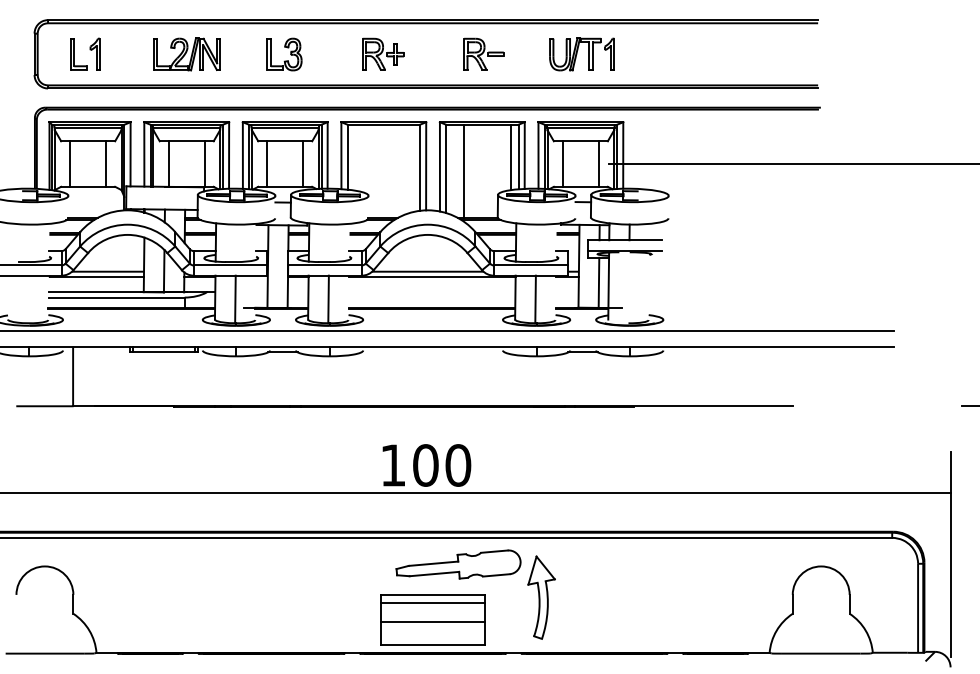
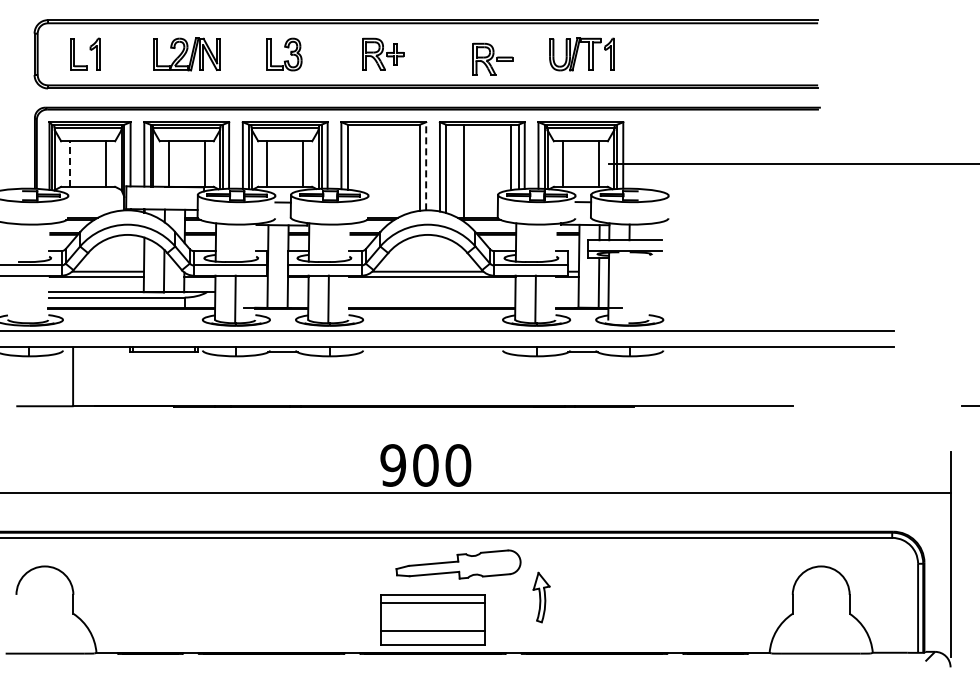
part position: (483, 53) -> (492, 58) (492, 58)
line: solid -> dashed (70, 164)
line: solid -> dashed (426, 165)
text: 100 -> 900 (393, 465)
part size: 29x85 px -> 19x53 px (541, 597)
line position: (432, 621) -> (432, 630) (432, 630)
